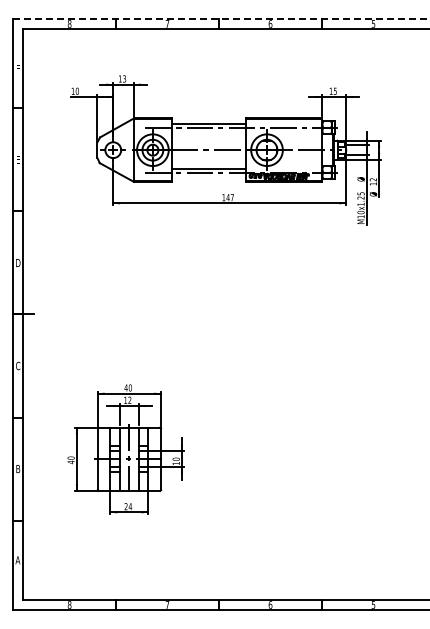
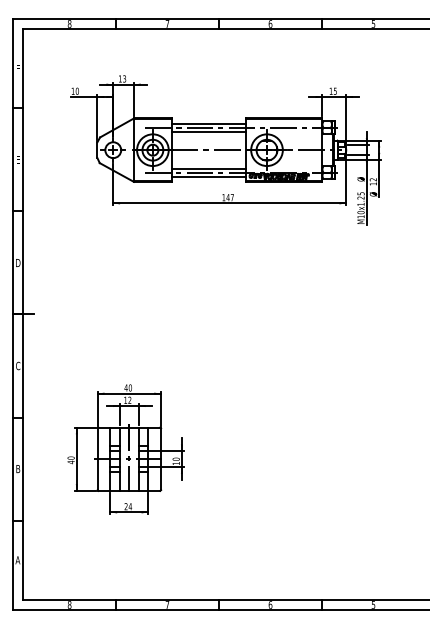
line: dashed -> solid (221, 18)
line: none -> present (208, 131)
line: none -> present (208, 176)
